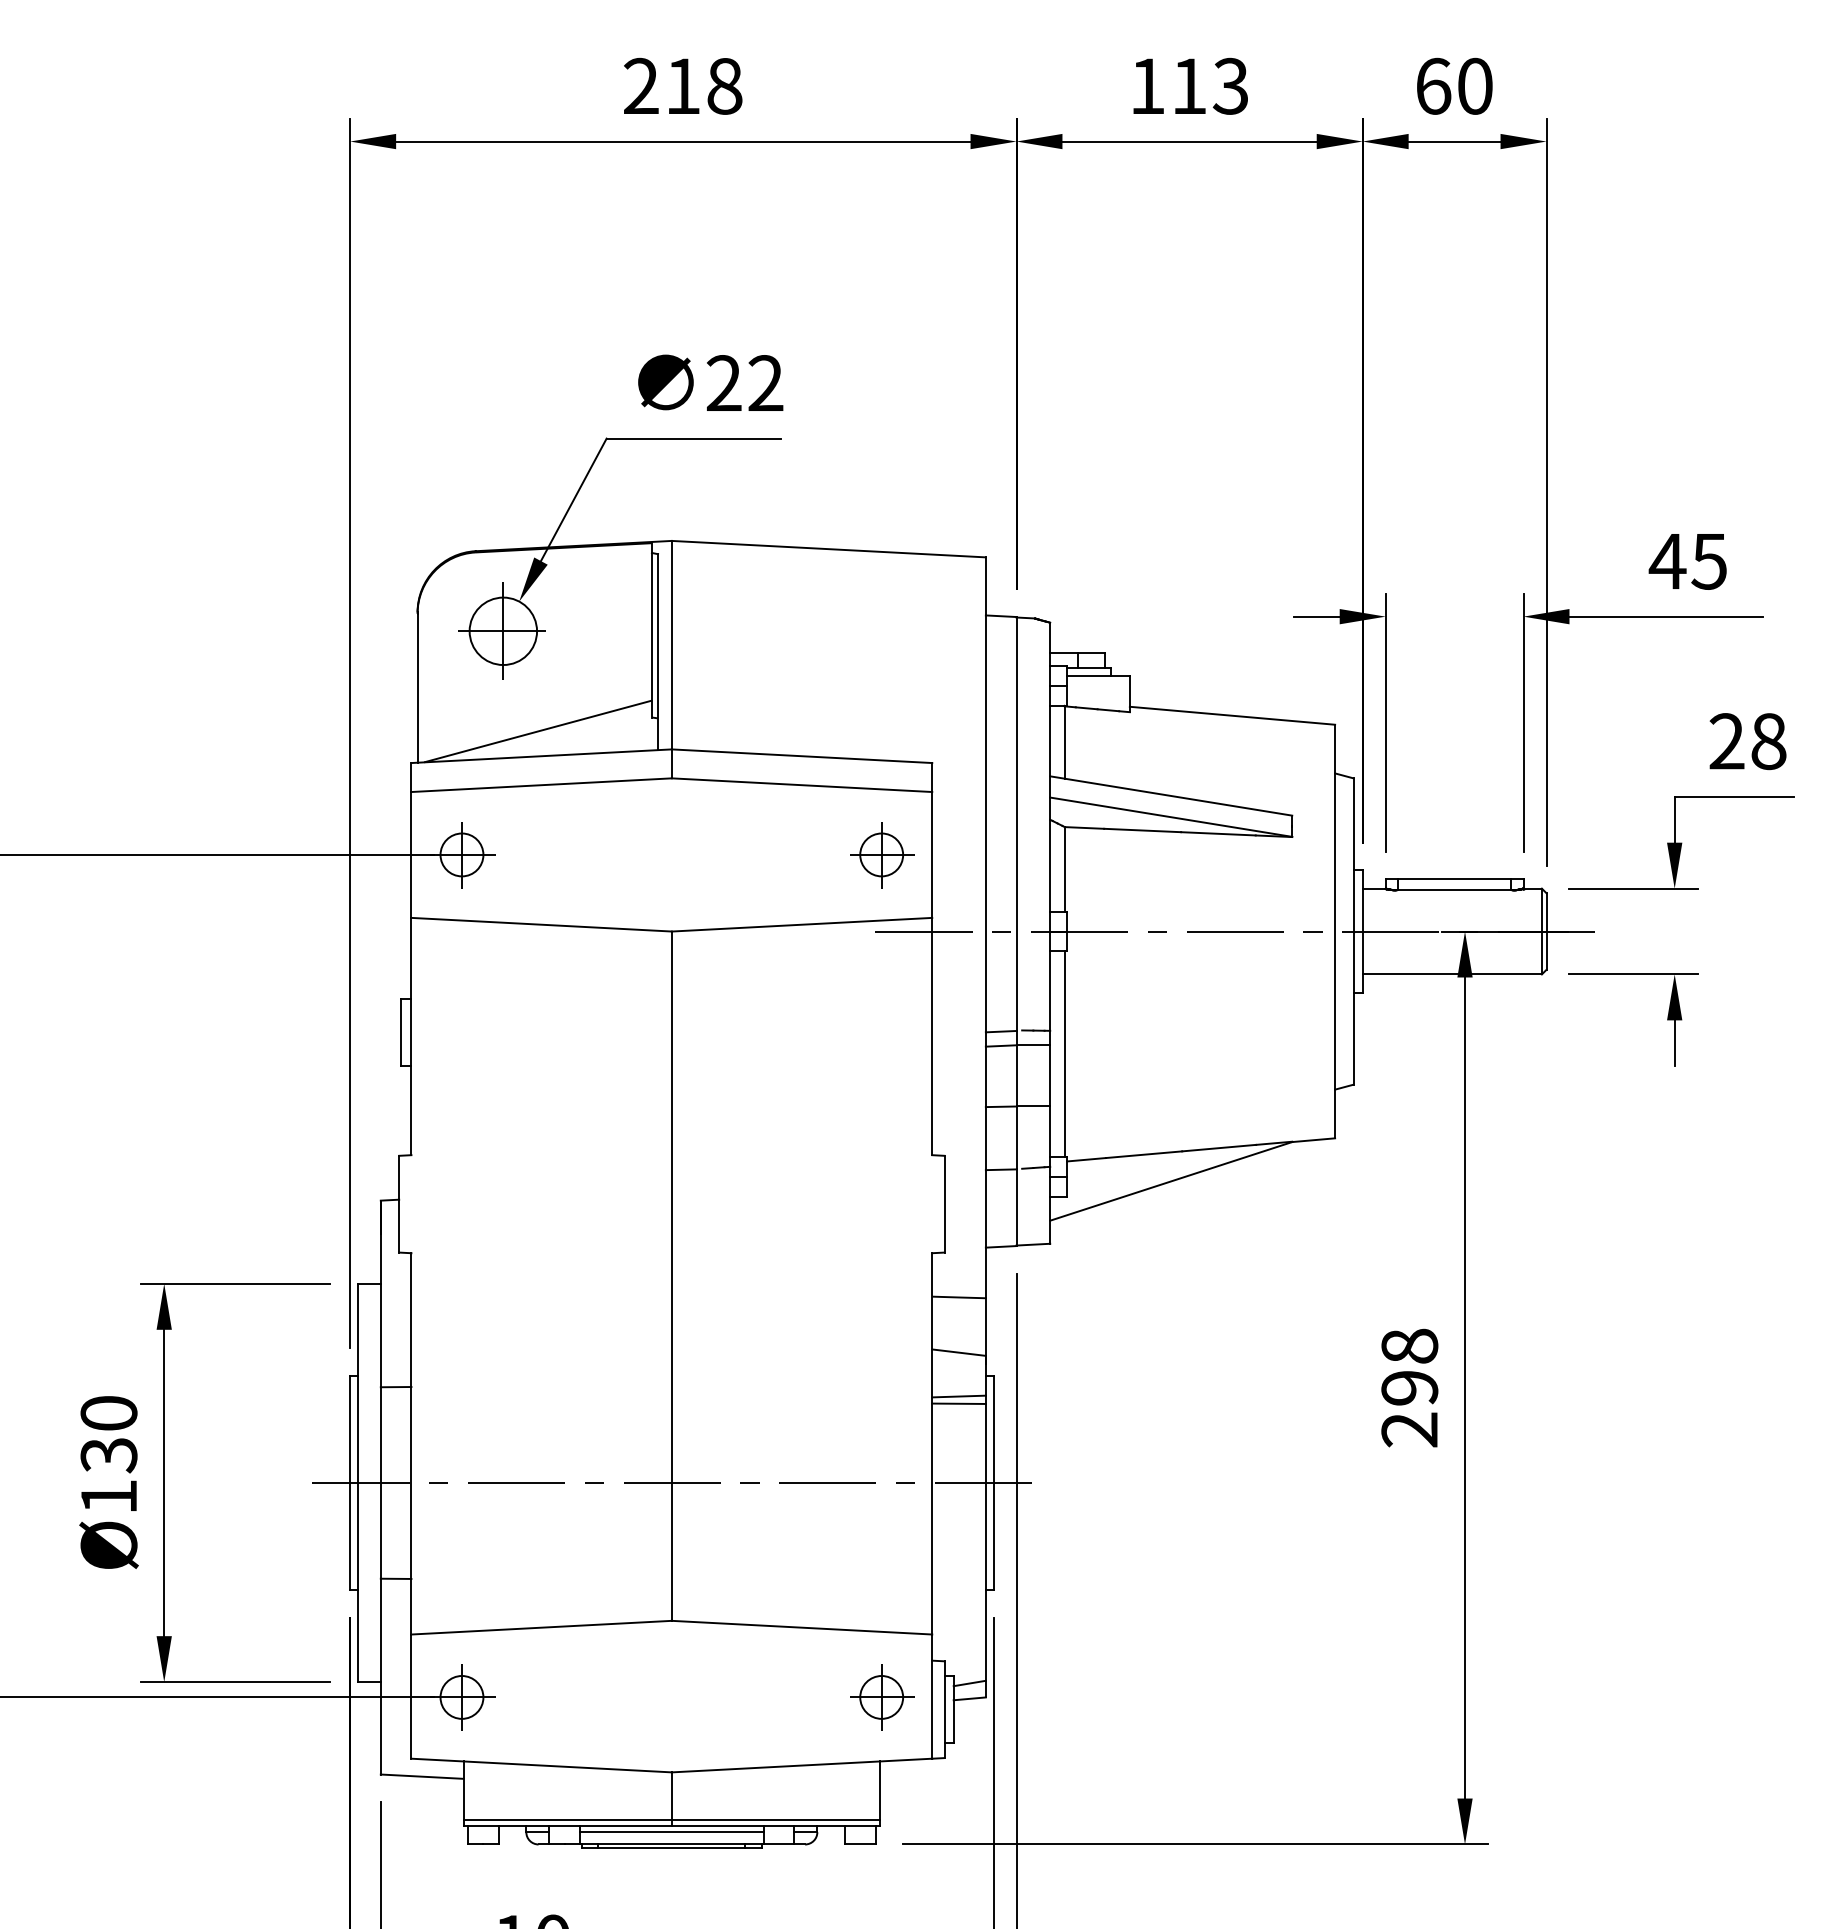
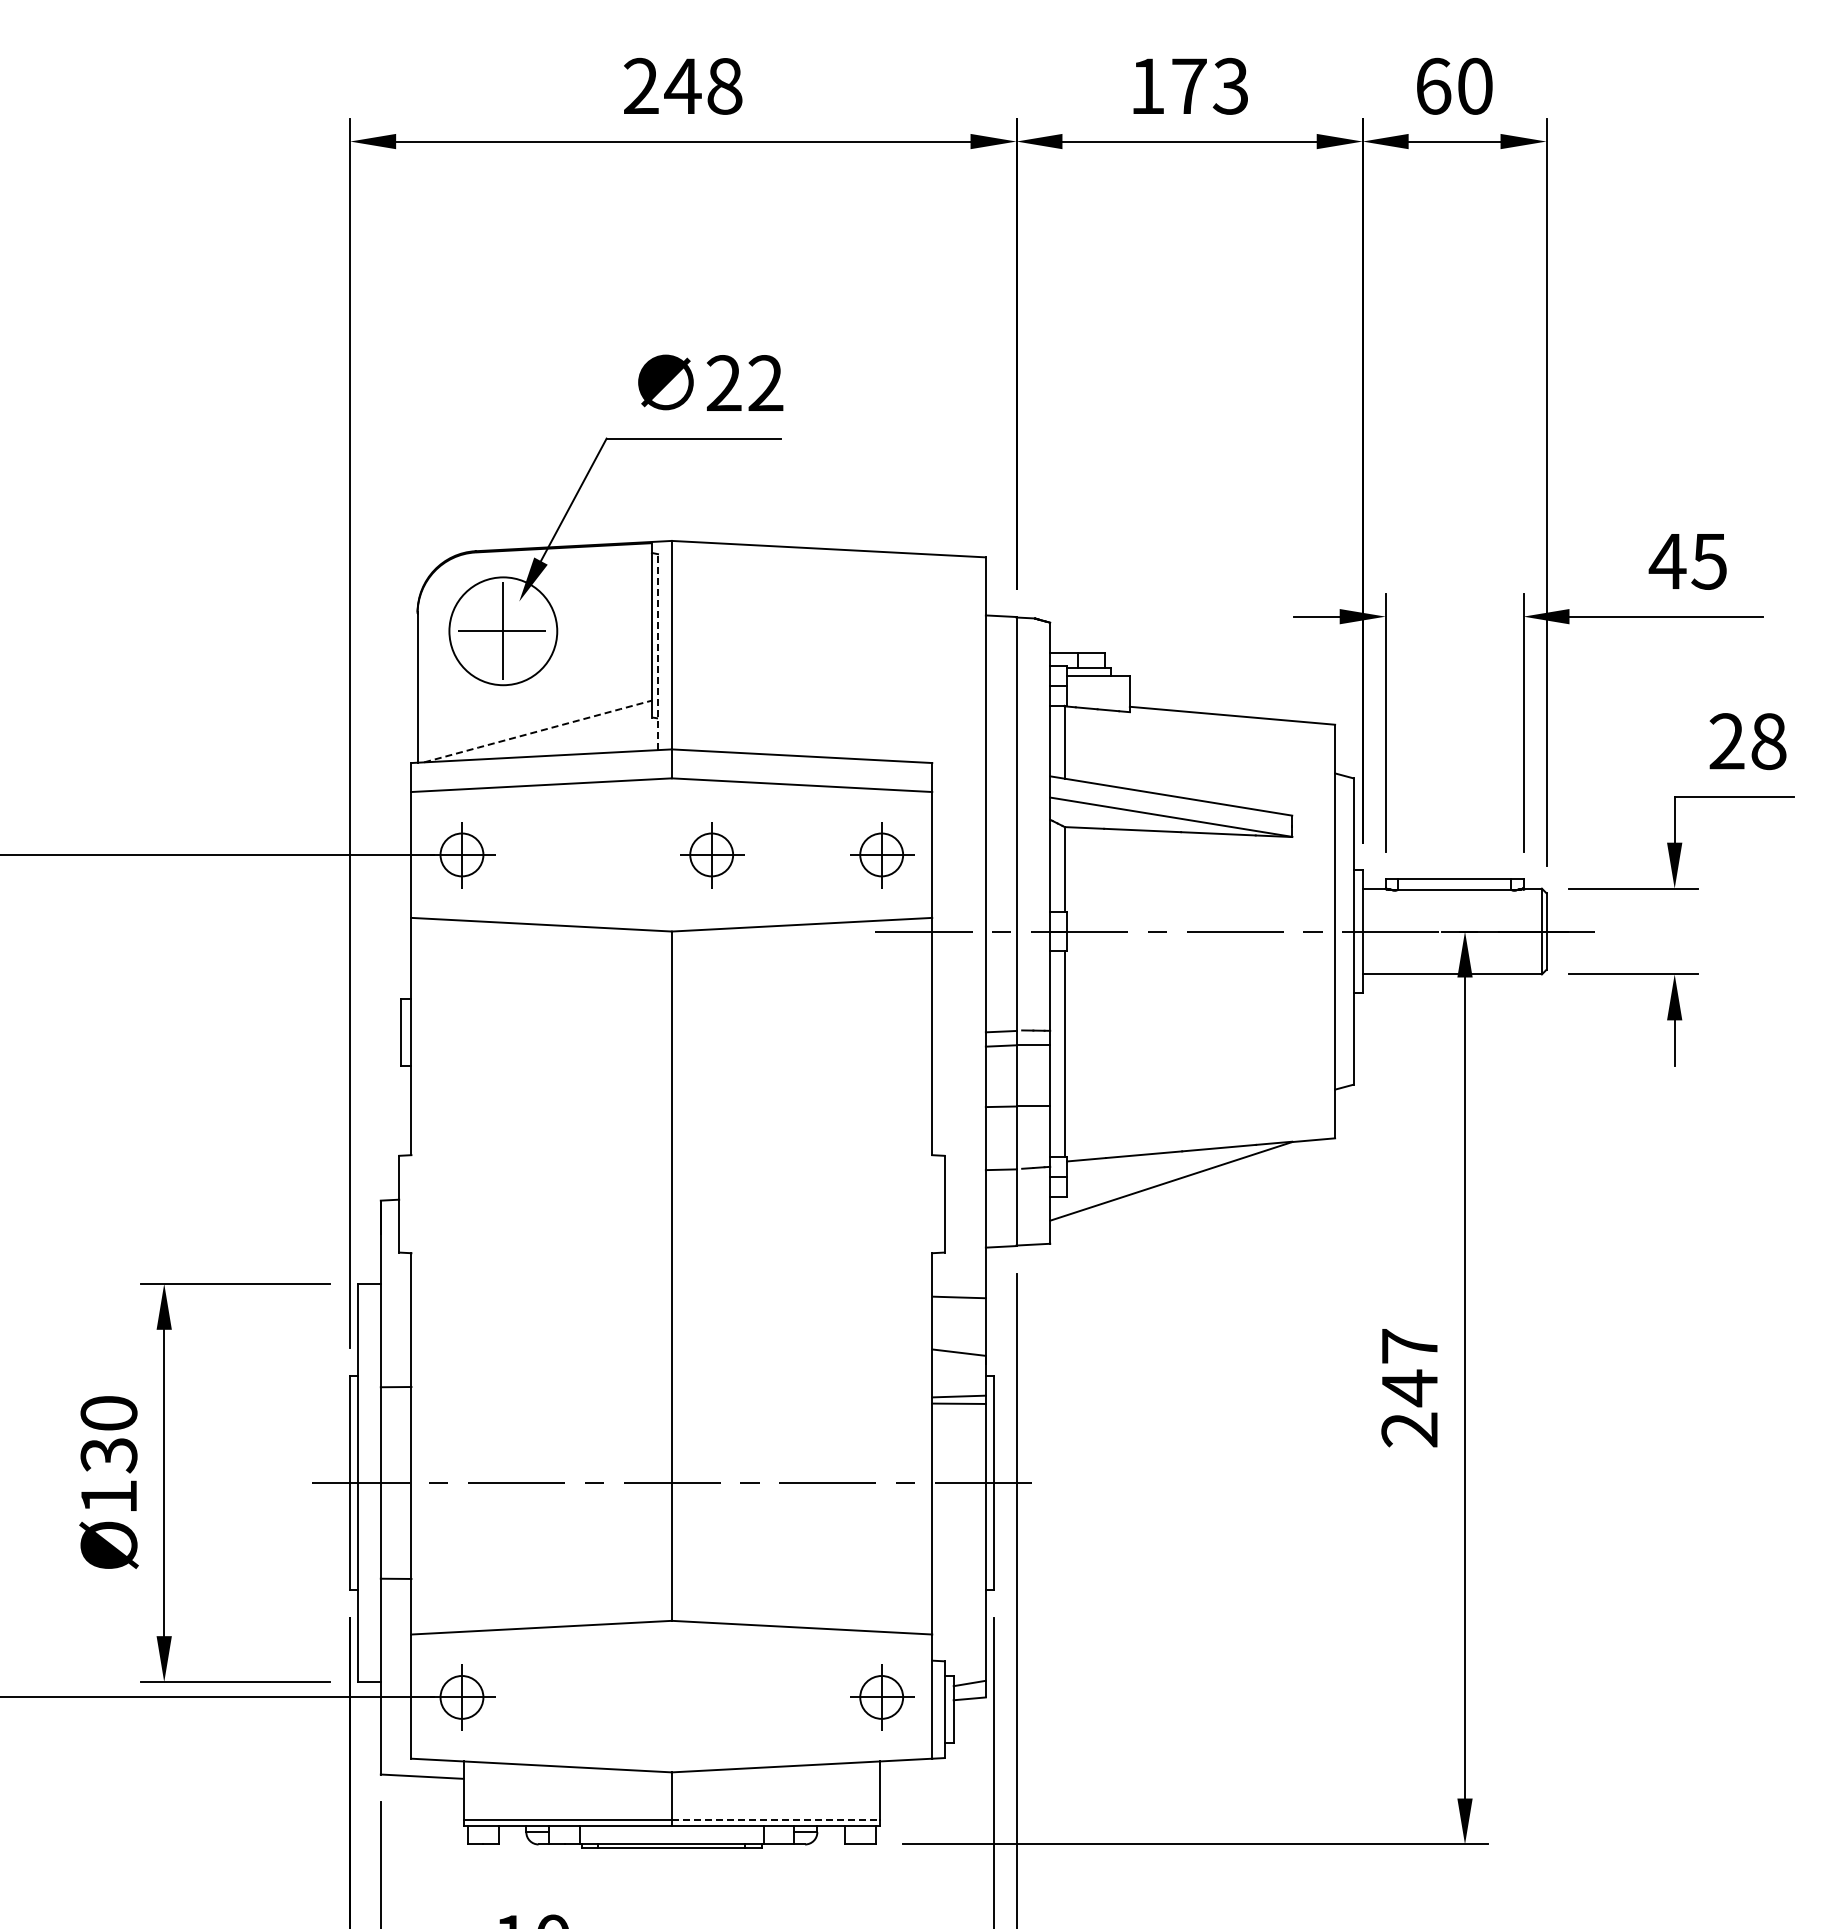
text: 218 -> 248 (682, 85)
text: 113 -> 173 (1189, 85)
circle diameter: 67 px -> 108 px (503, 631)
line: solid -> dashed (658, 652)
line: solid -> dashed (538, 731)
part: none -> present (712, 855)
text: 298 -> 247 (1409, 1367)
line: solid -> dashed (776, 1819)
line: present -> none (671, 1832)
